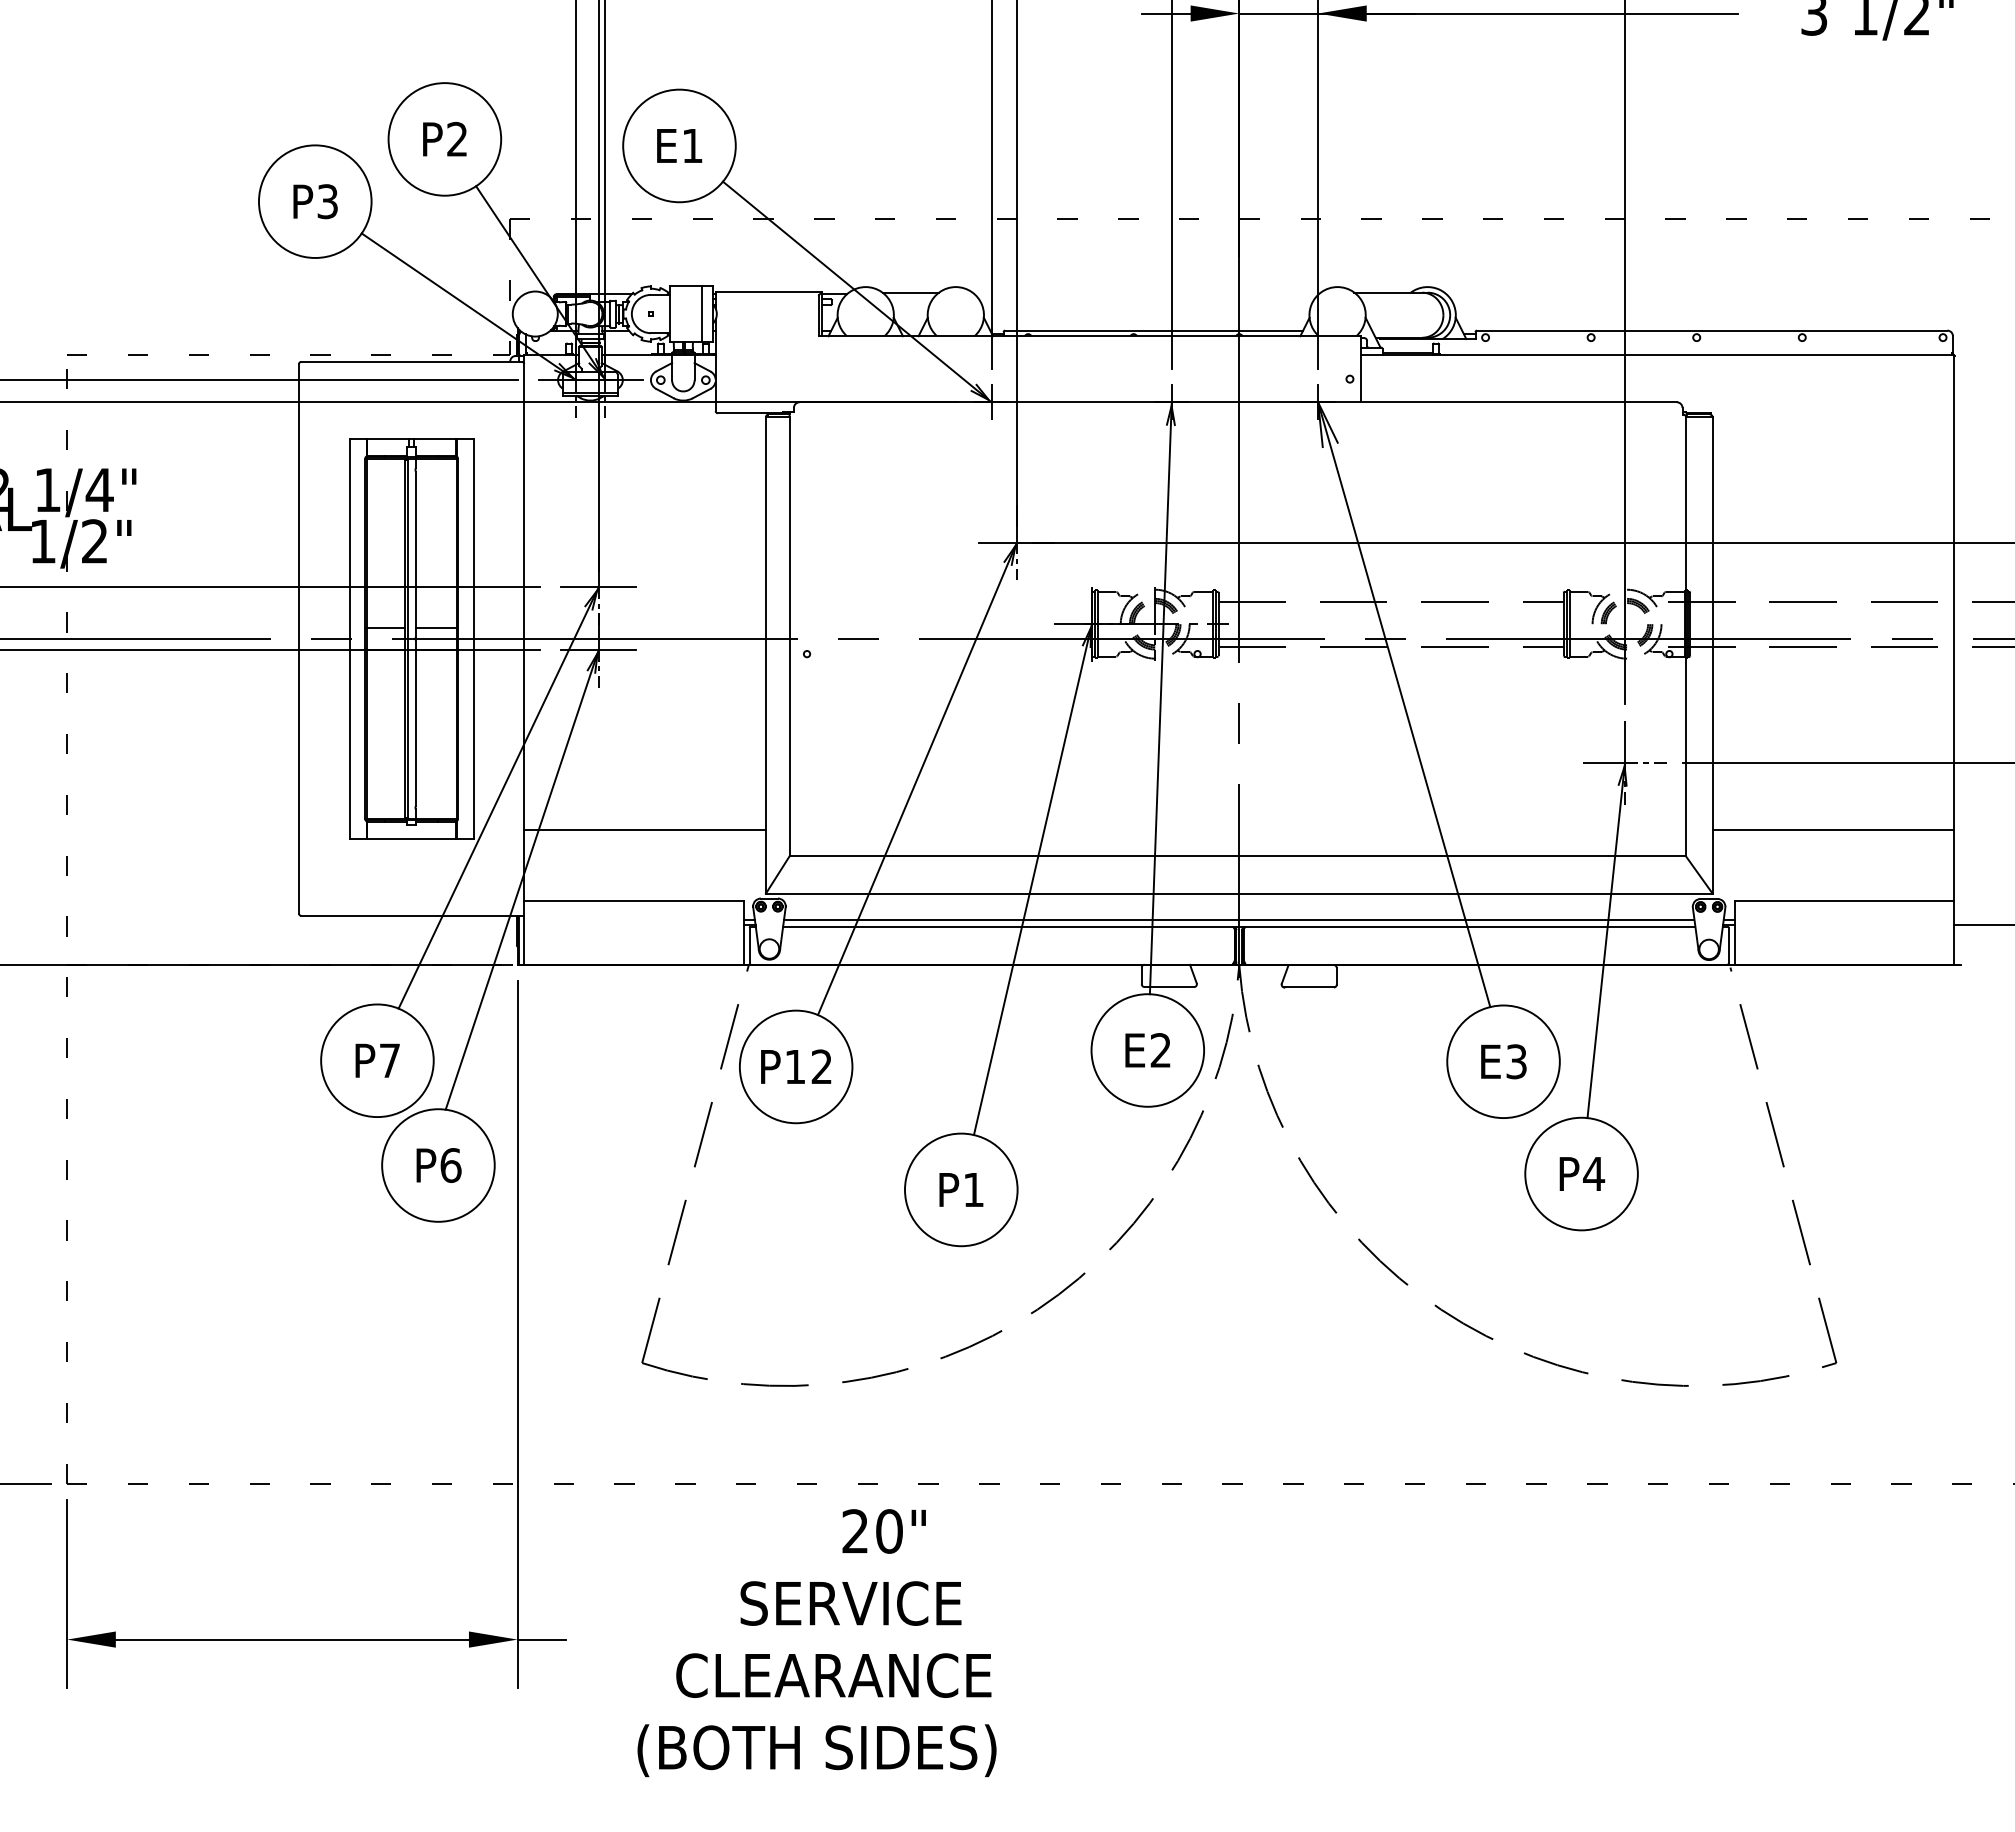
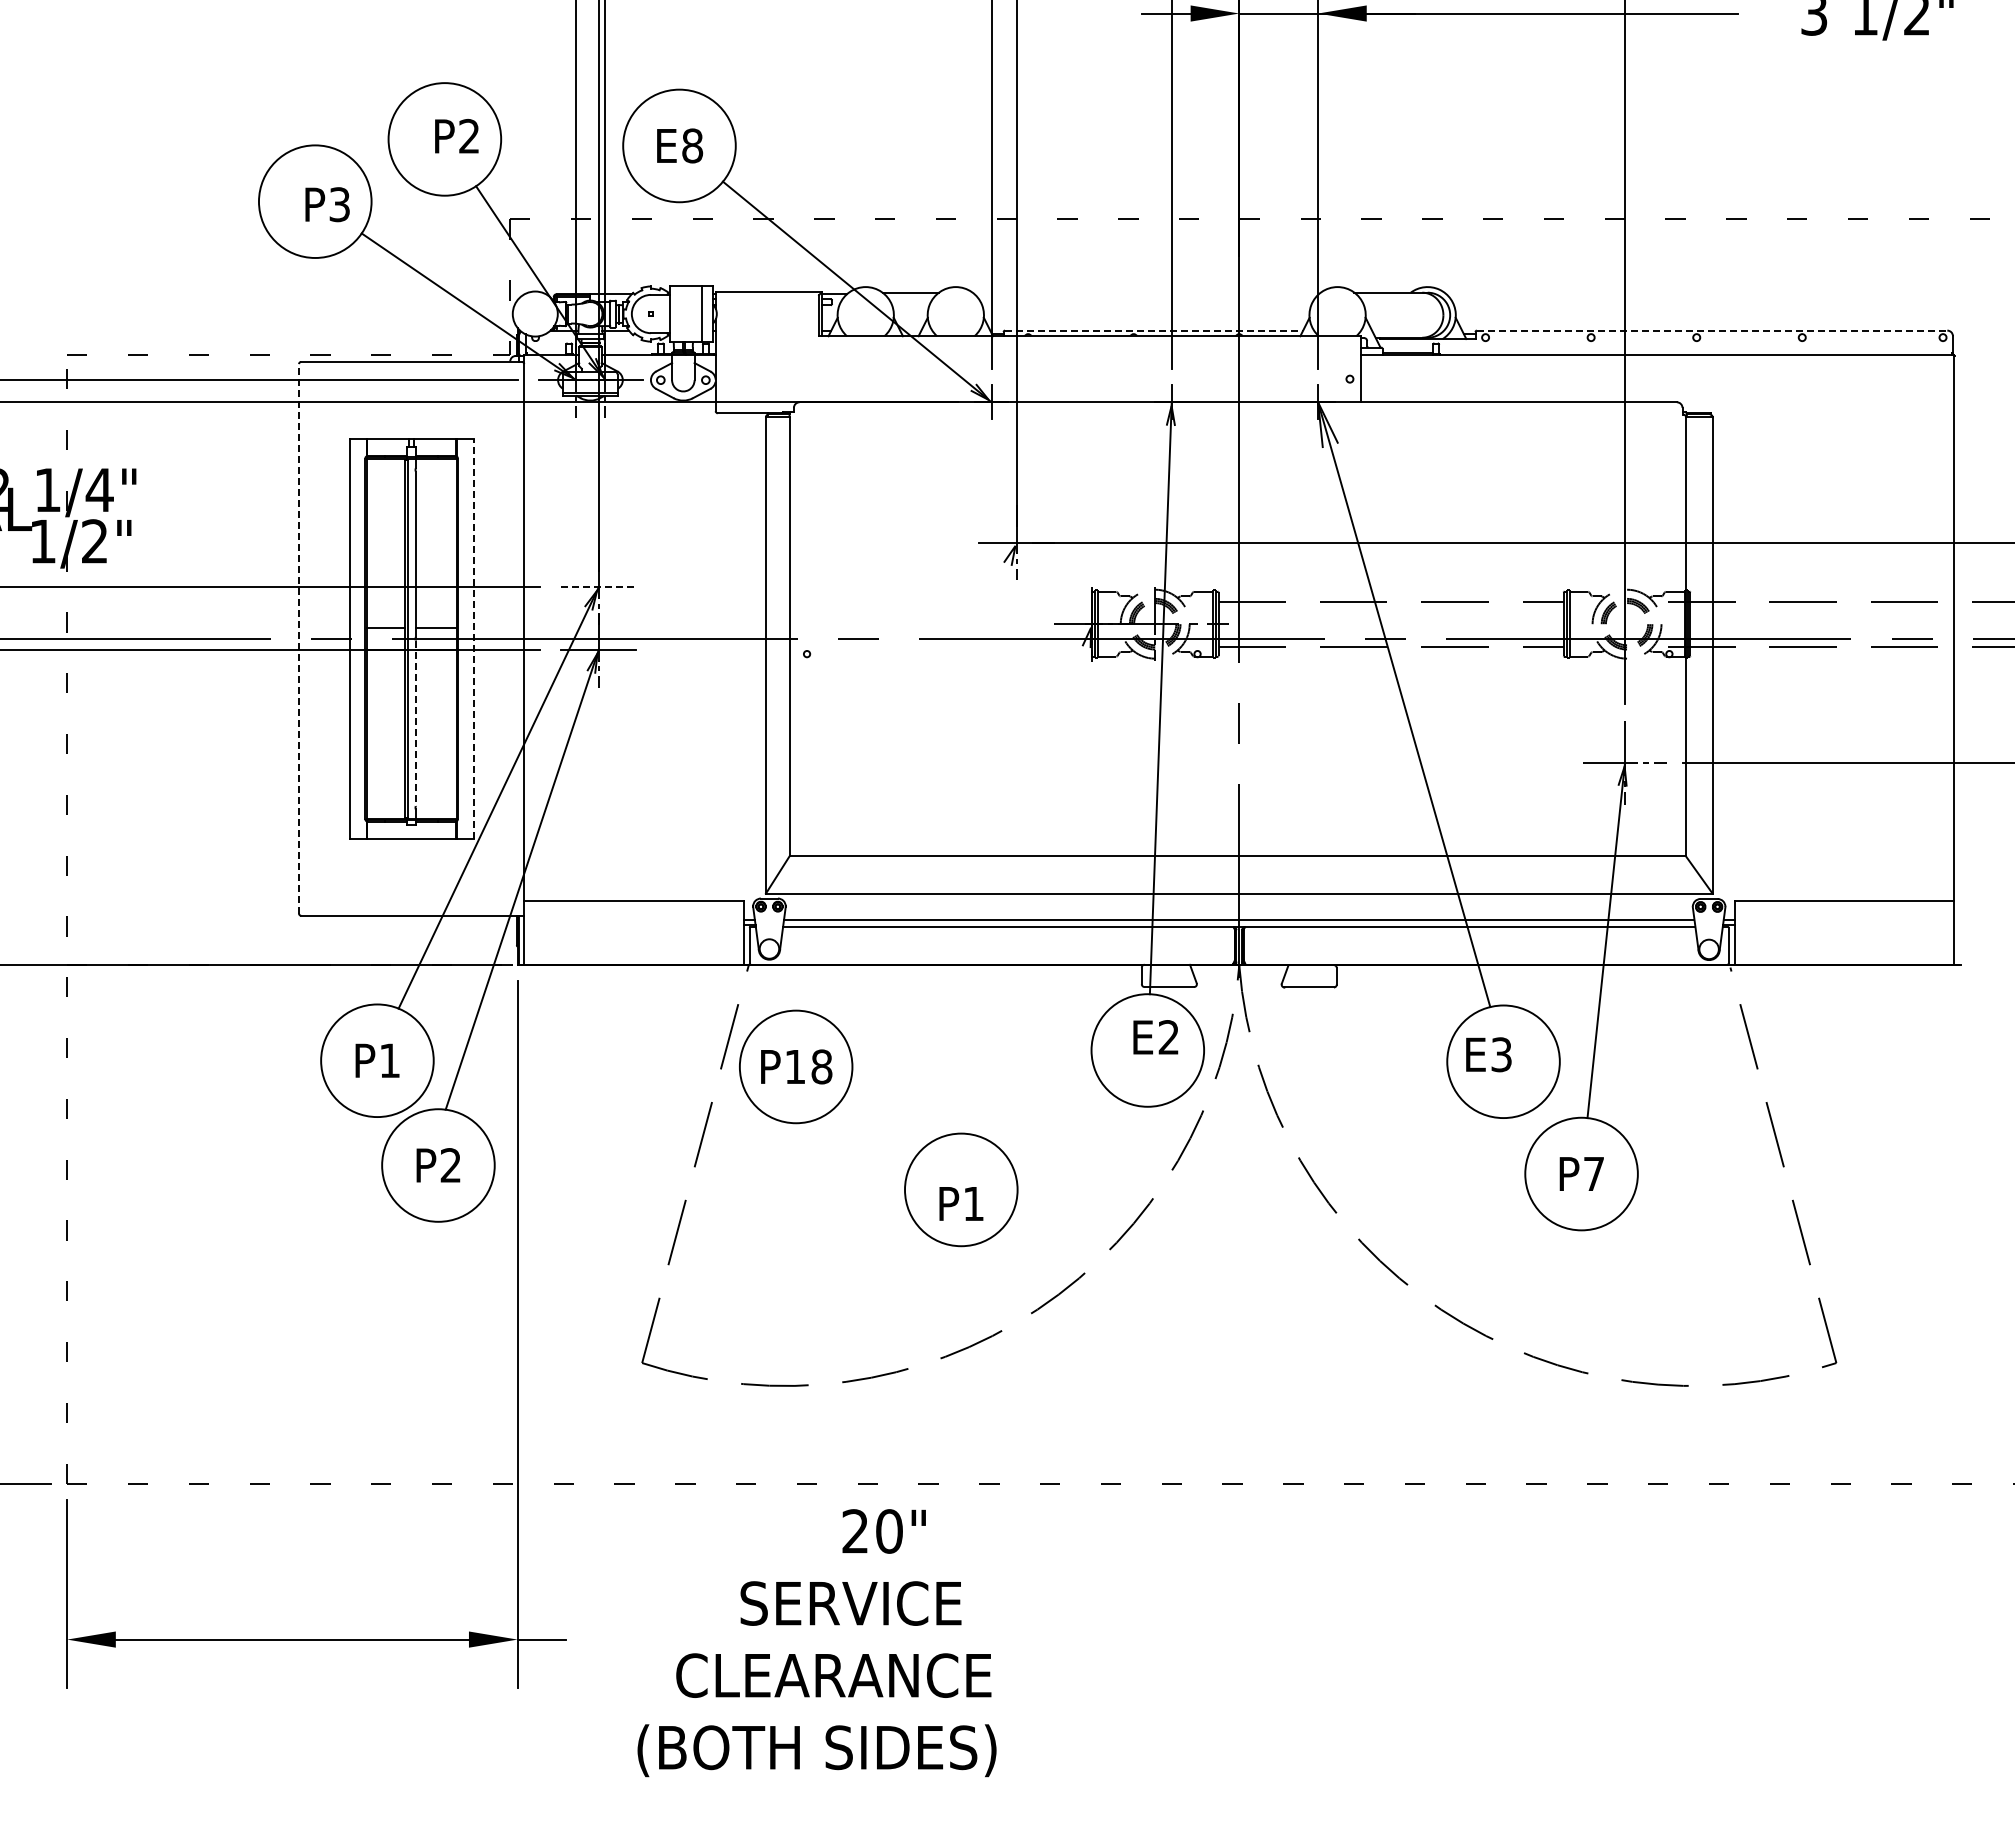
text position: (444, 139) -> (456, 136) (456, 136)
text: E1 -> E8 (692, 145)
text position: (315, 201) -> (327, 204) (327, 204)
line: solid -> dashed (1154, 330)
line: solid -> dashed (1712, 330)
line: solid -> dashed (598, 587)
line: solid -> dashed (299, 638)
line: solid -> dashed (473, 638)
line: solid -> dashed (415, 723)
line: present -> none (916, 778)
line: present -> none (644, 829)
line: present -> none (1833, 829)
line: present -> none (1032, 879)
line: present -> none (1982, 925)
text position: (1147, 1050) -> (1155, 1037) (1155, 1037)
text: P7 -> P1 (389, 1060)
text position: (1503, 1061) -> (1488, 1054) (1488, 1054)
text: P12 -> P18 (821, 1066)
text: P6 -> P2 (450, 1165)
text: P4 -> P7 (1594, 1173)
text position: (961, 1189) -> (961, 1203) (961, 1203)
